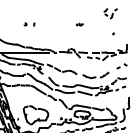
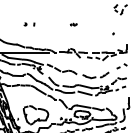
part position: (110, 13) -> (120, 9) (120, 9)
part position: (79, 24) -> (73, 24) (73, 24)
